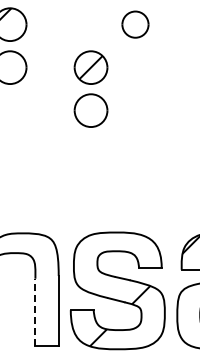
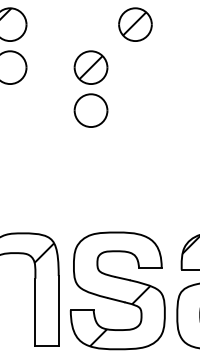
part size: 29x29 px -> 35x35 px (135, 24)
hatch: none -> present (44, 252)
line: dashed -> solid (35, 312)
